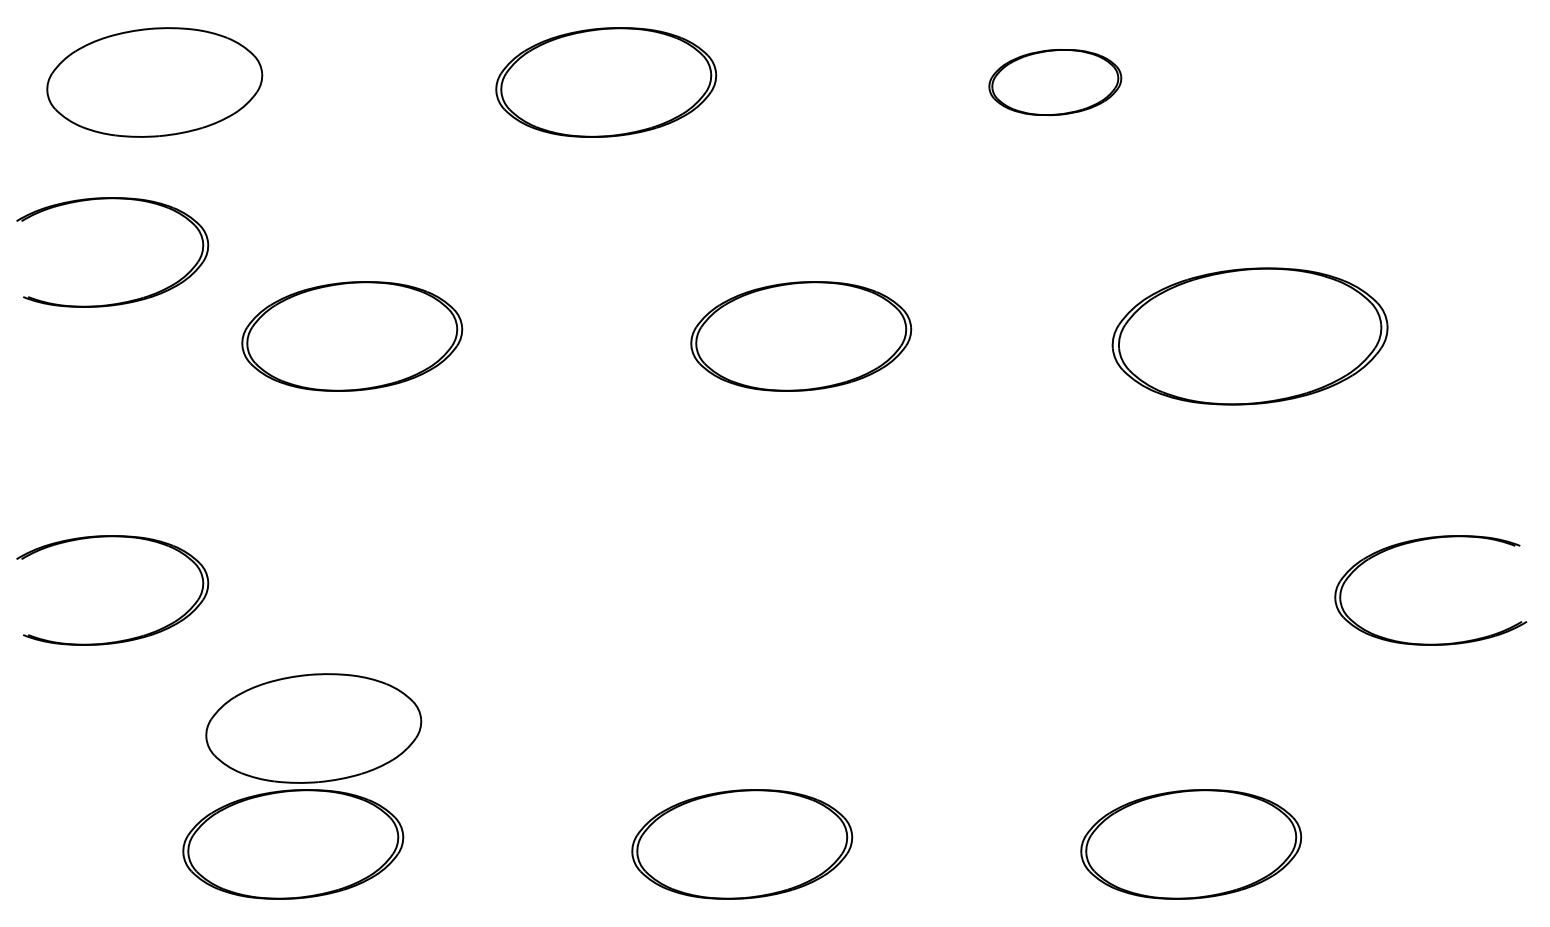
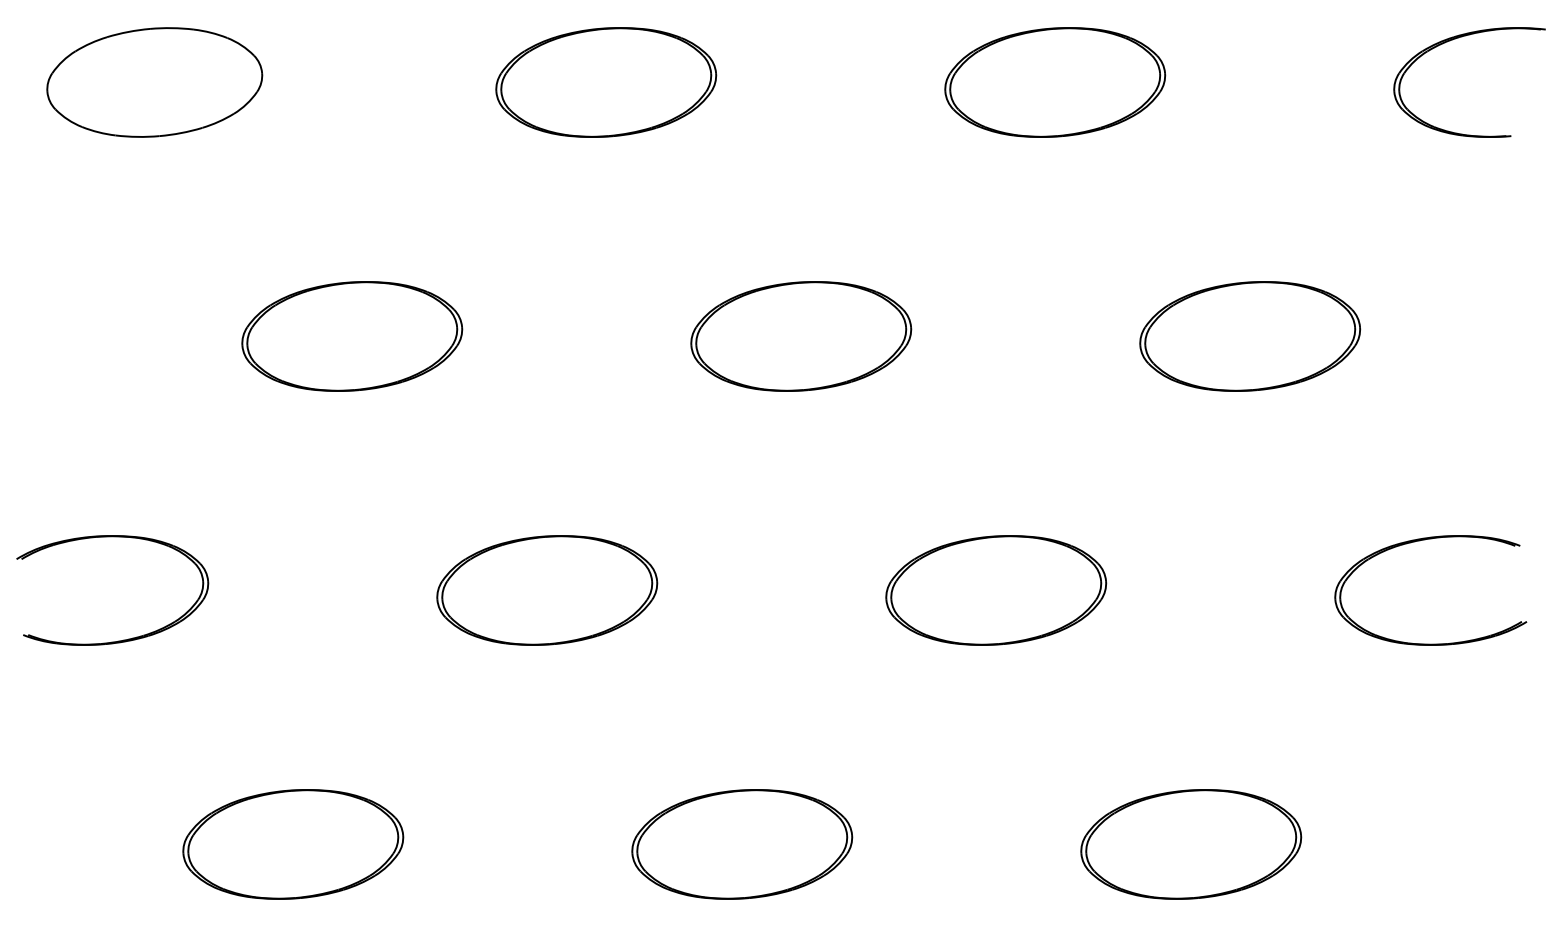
part: none -> present (1450, 41)
part size: 135x67 px -> 223x111 px (1055, 82)
part: present -> none (123, 301)
part size: 278x139 px -> 223x111 px (1250, 336)
part: none -> present (547, 590)
part: none -> present (996, 590)
part: present -> none (313, 728)
